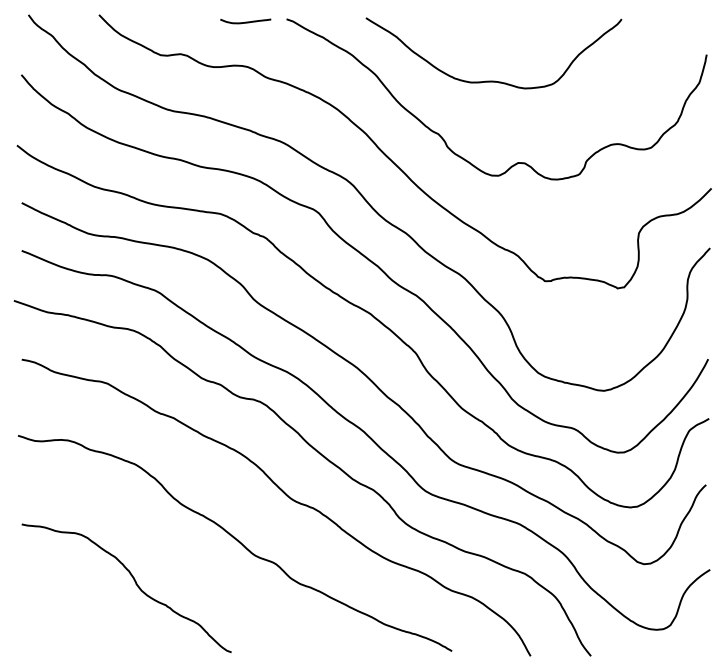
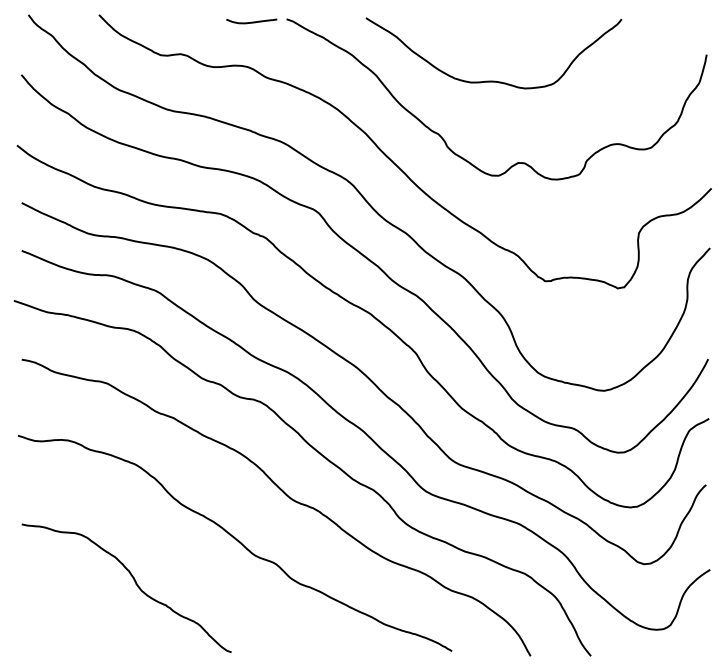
curve position: (245, 21) -> (251, 21) (251, 21)
